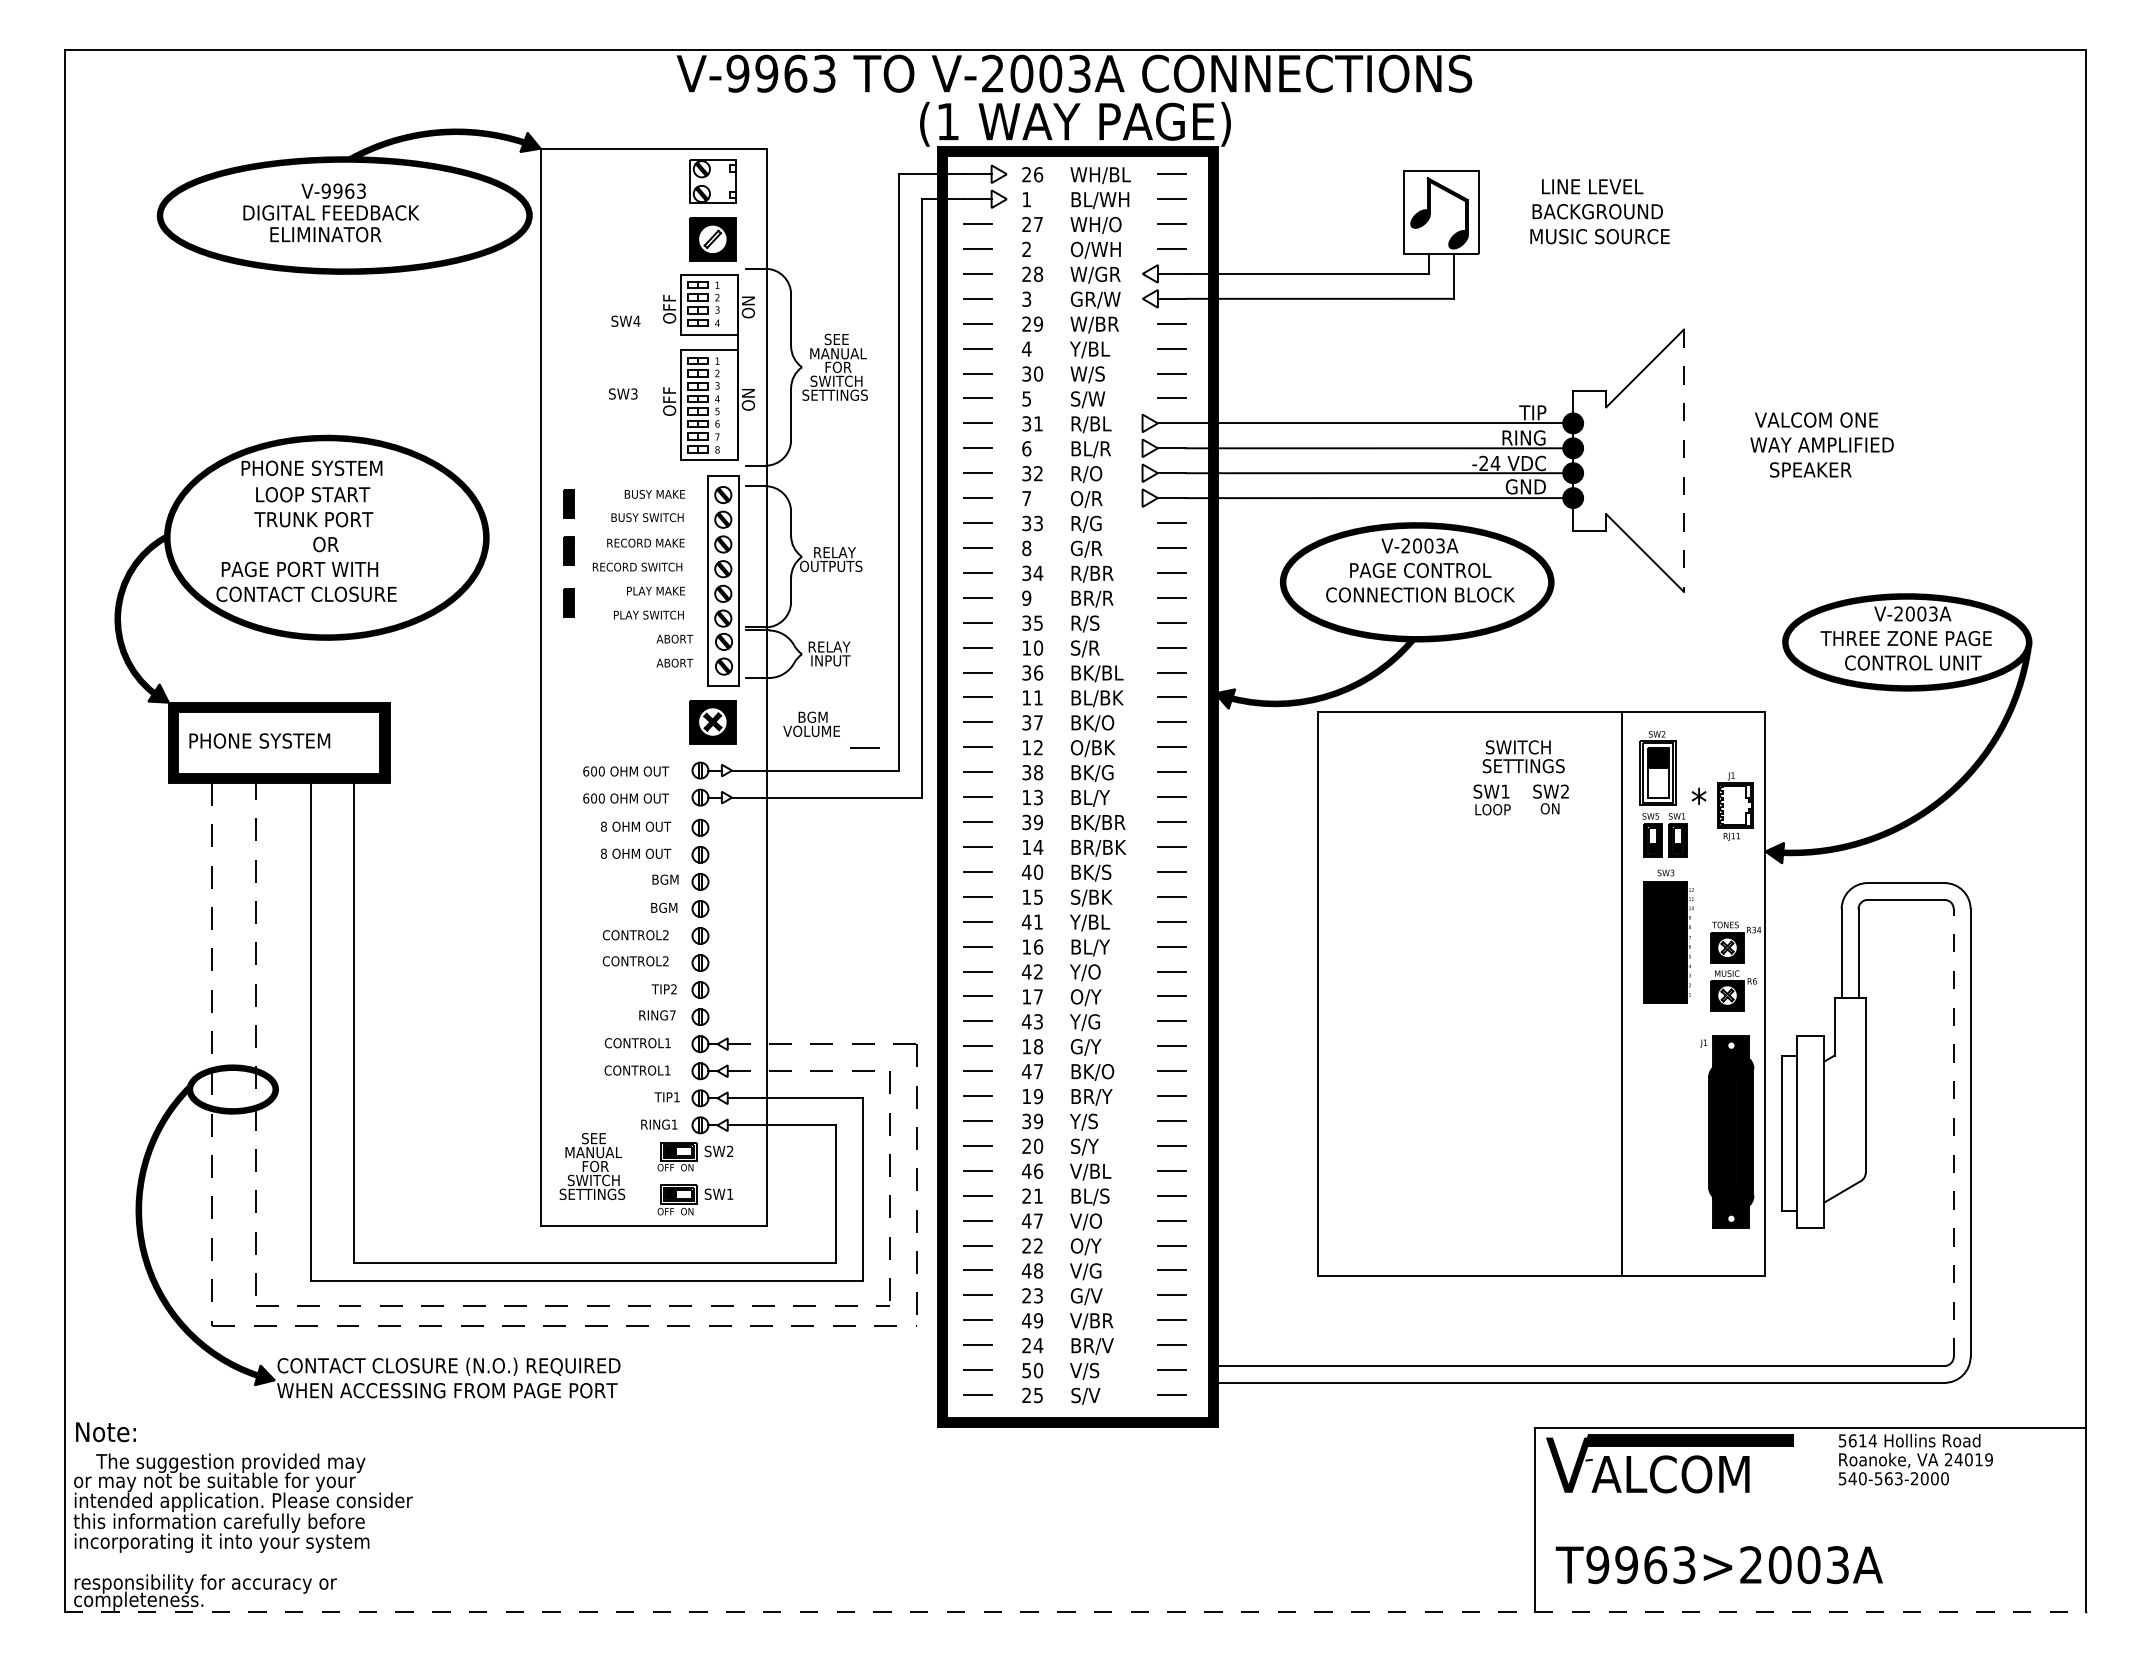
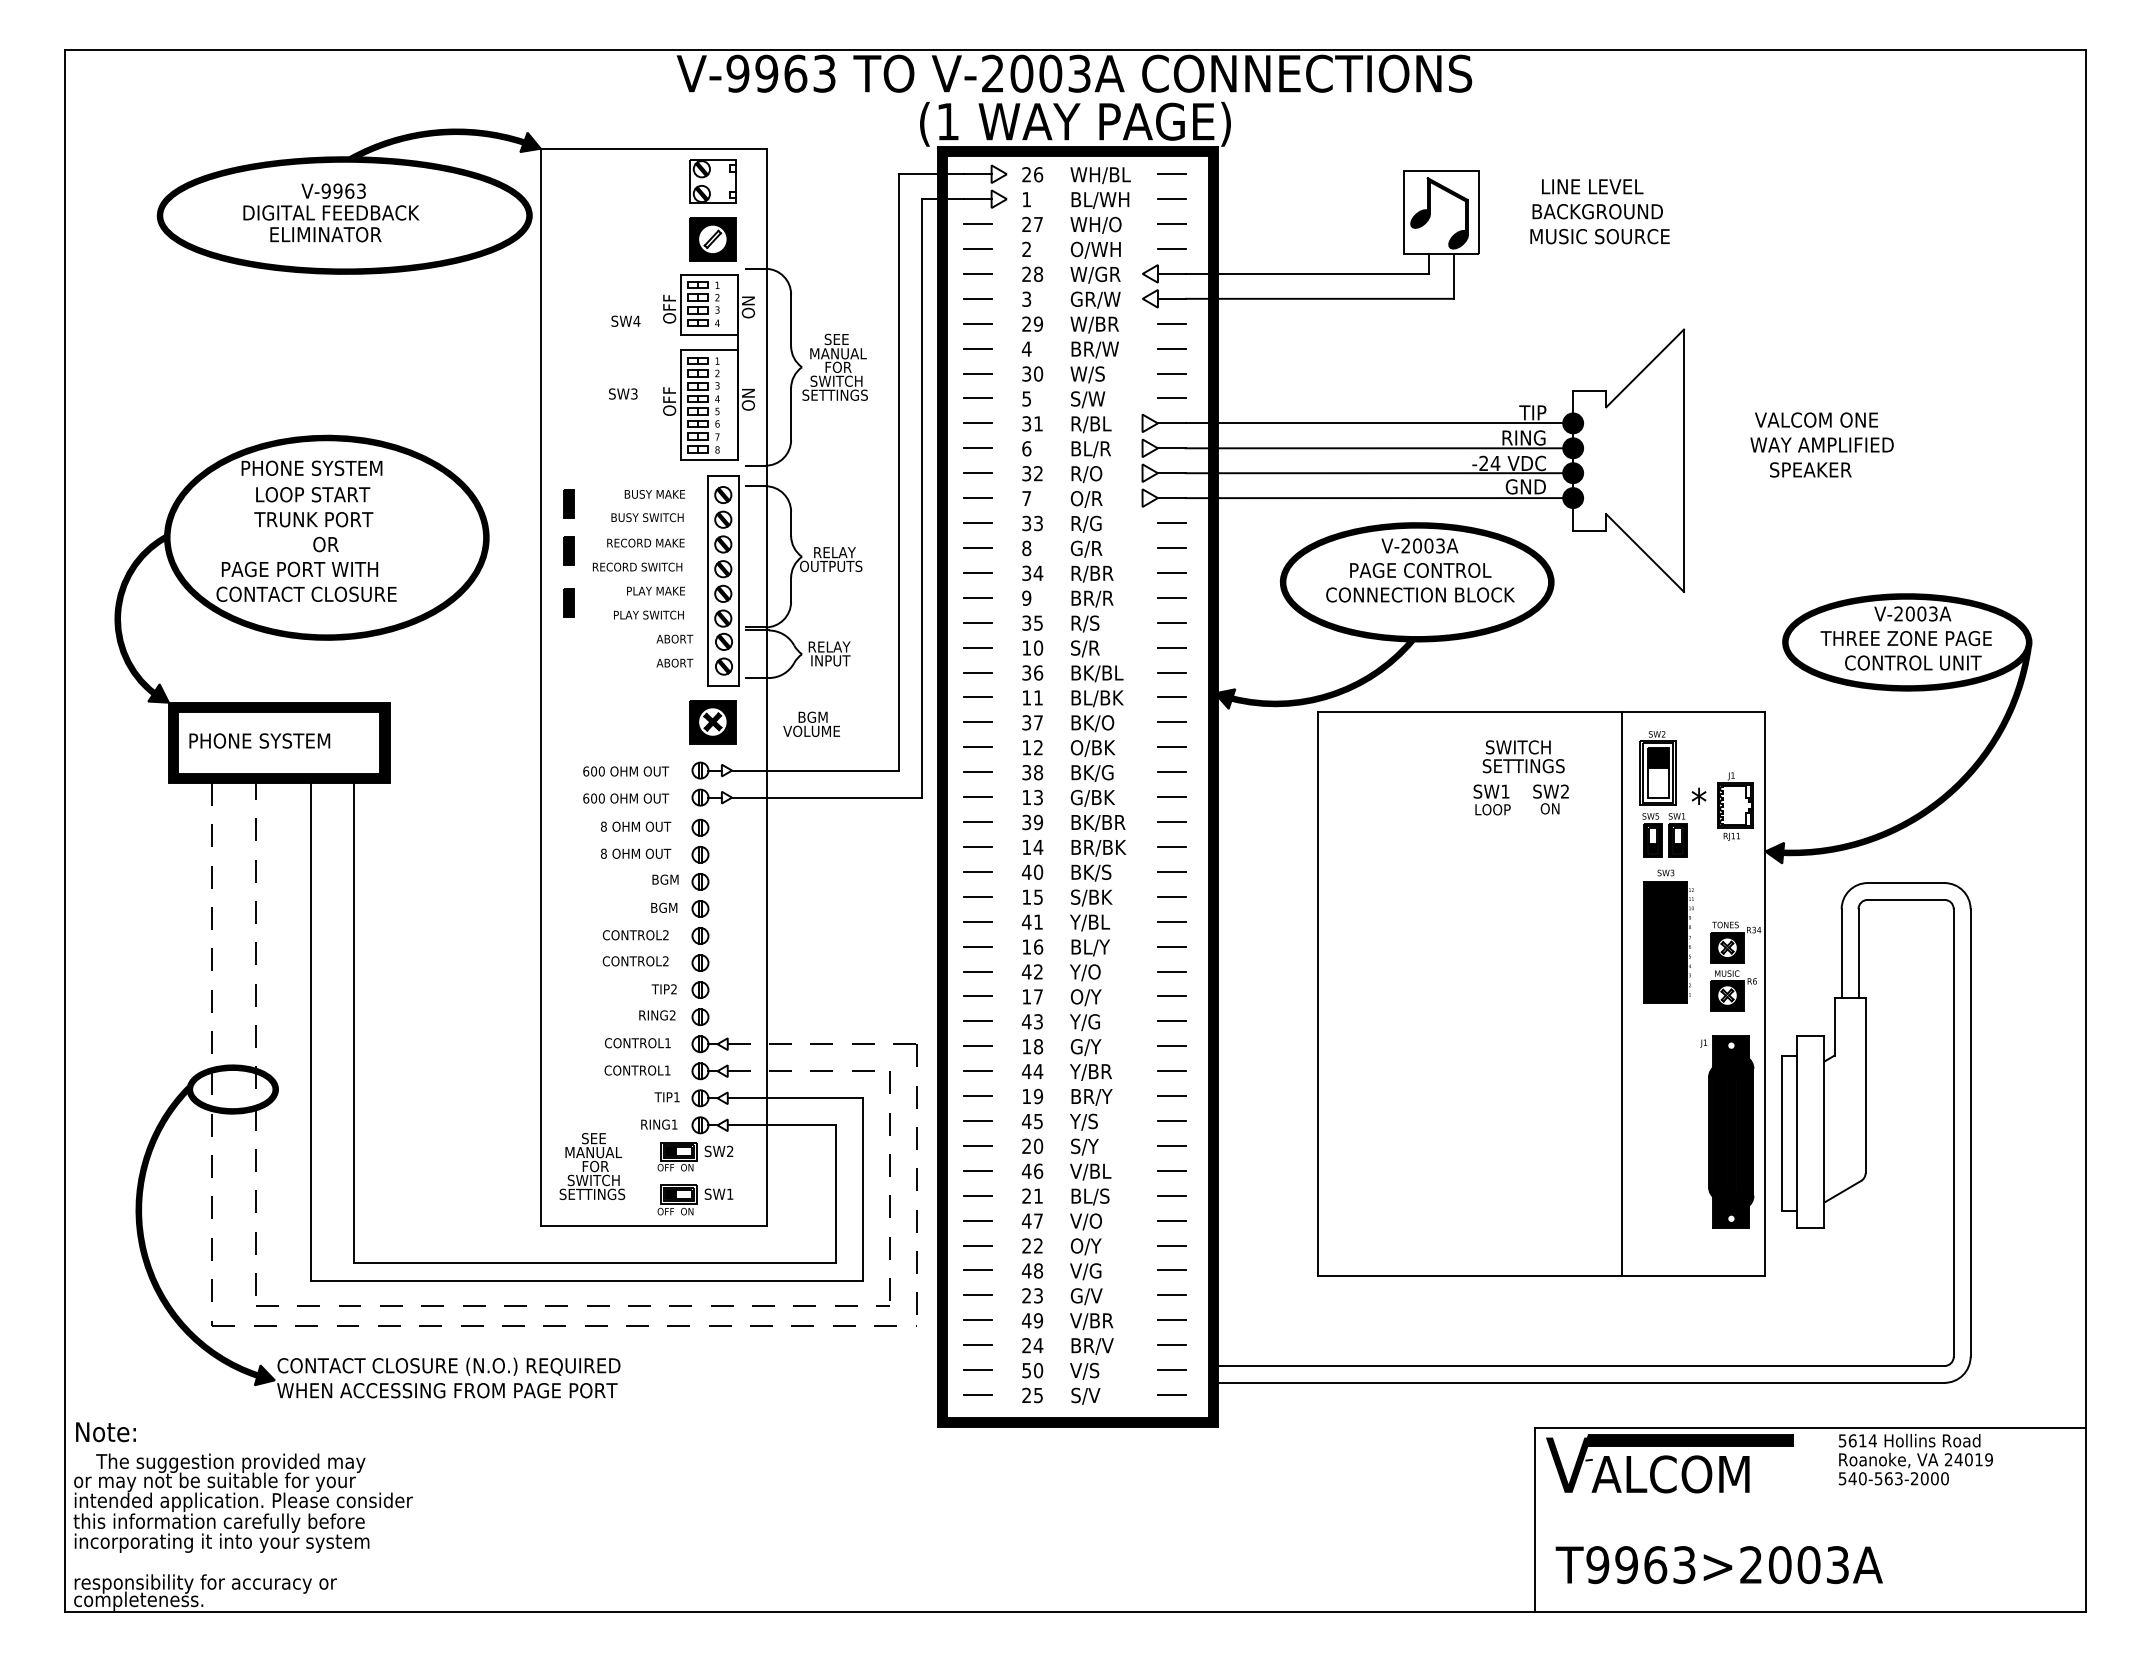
text: Y/BL -> BR/W (1094, 349)
line: dashed -> solid (1684, 461)
line: present -> none (864, 747)
text: BL/Y -> G/BK (1092, 797)
text: RING7 -> RING2 (672, 1015)
text: 47 -> 44 (1038, 1071)
text: BK/O -> Y/BR (1092, 1072)
text: 39 -> 45 (1032, 1121)
line: dashed -> solid (1953, 1132)
line: dashed -> solid (1075, 1612)
